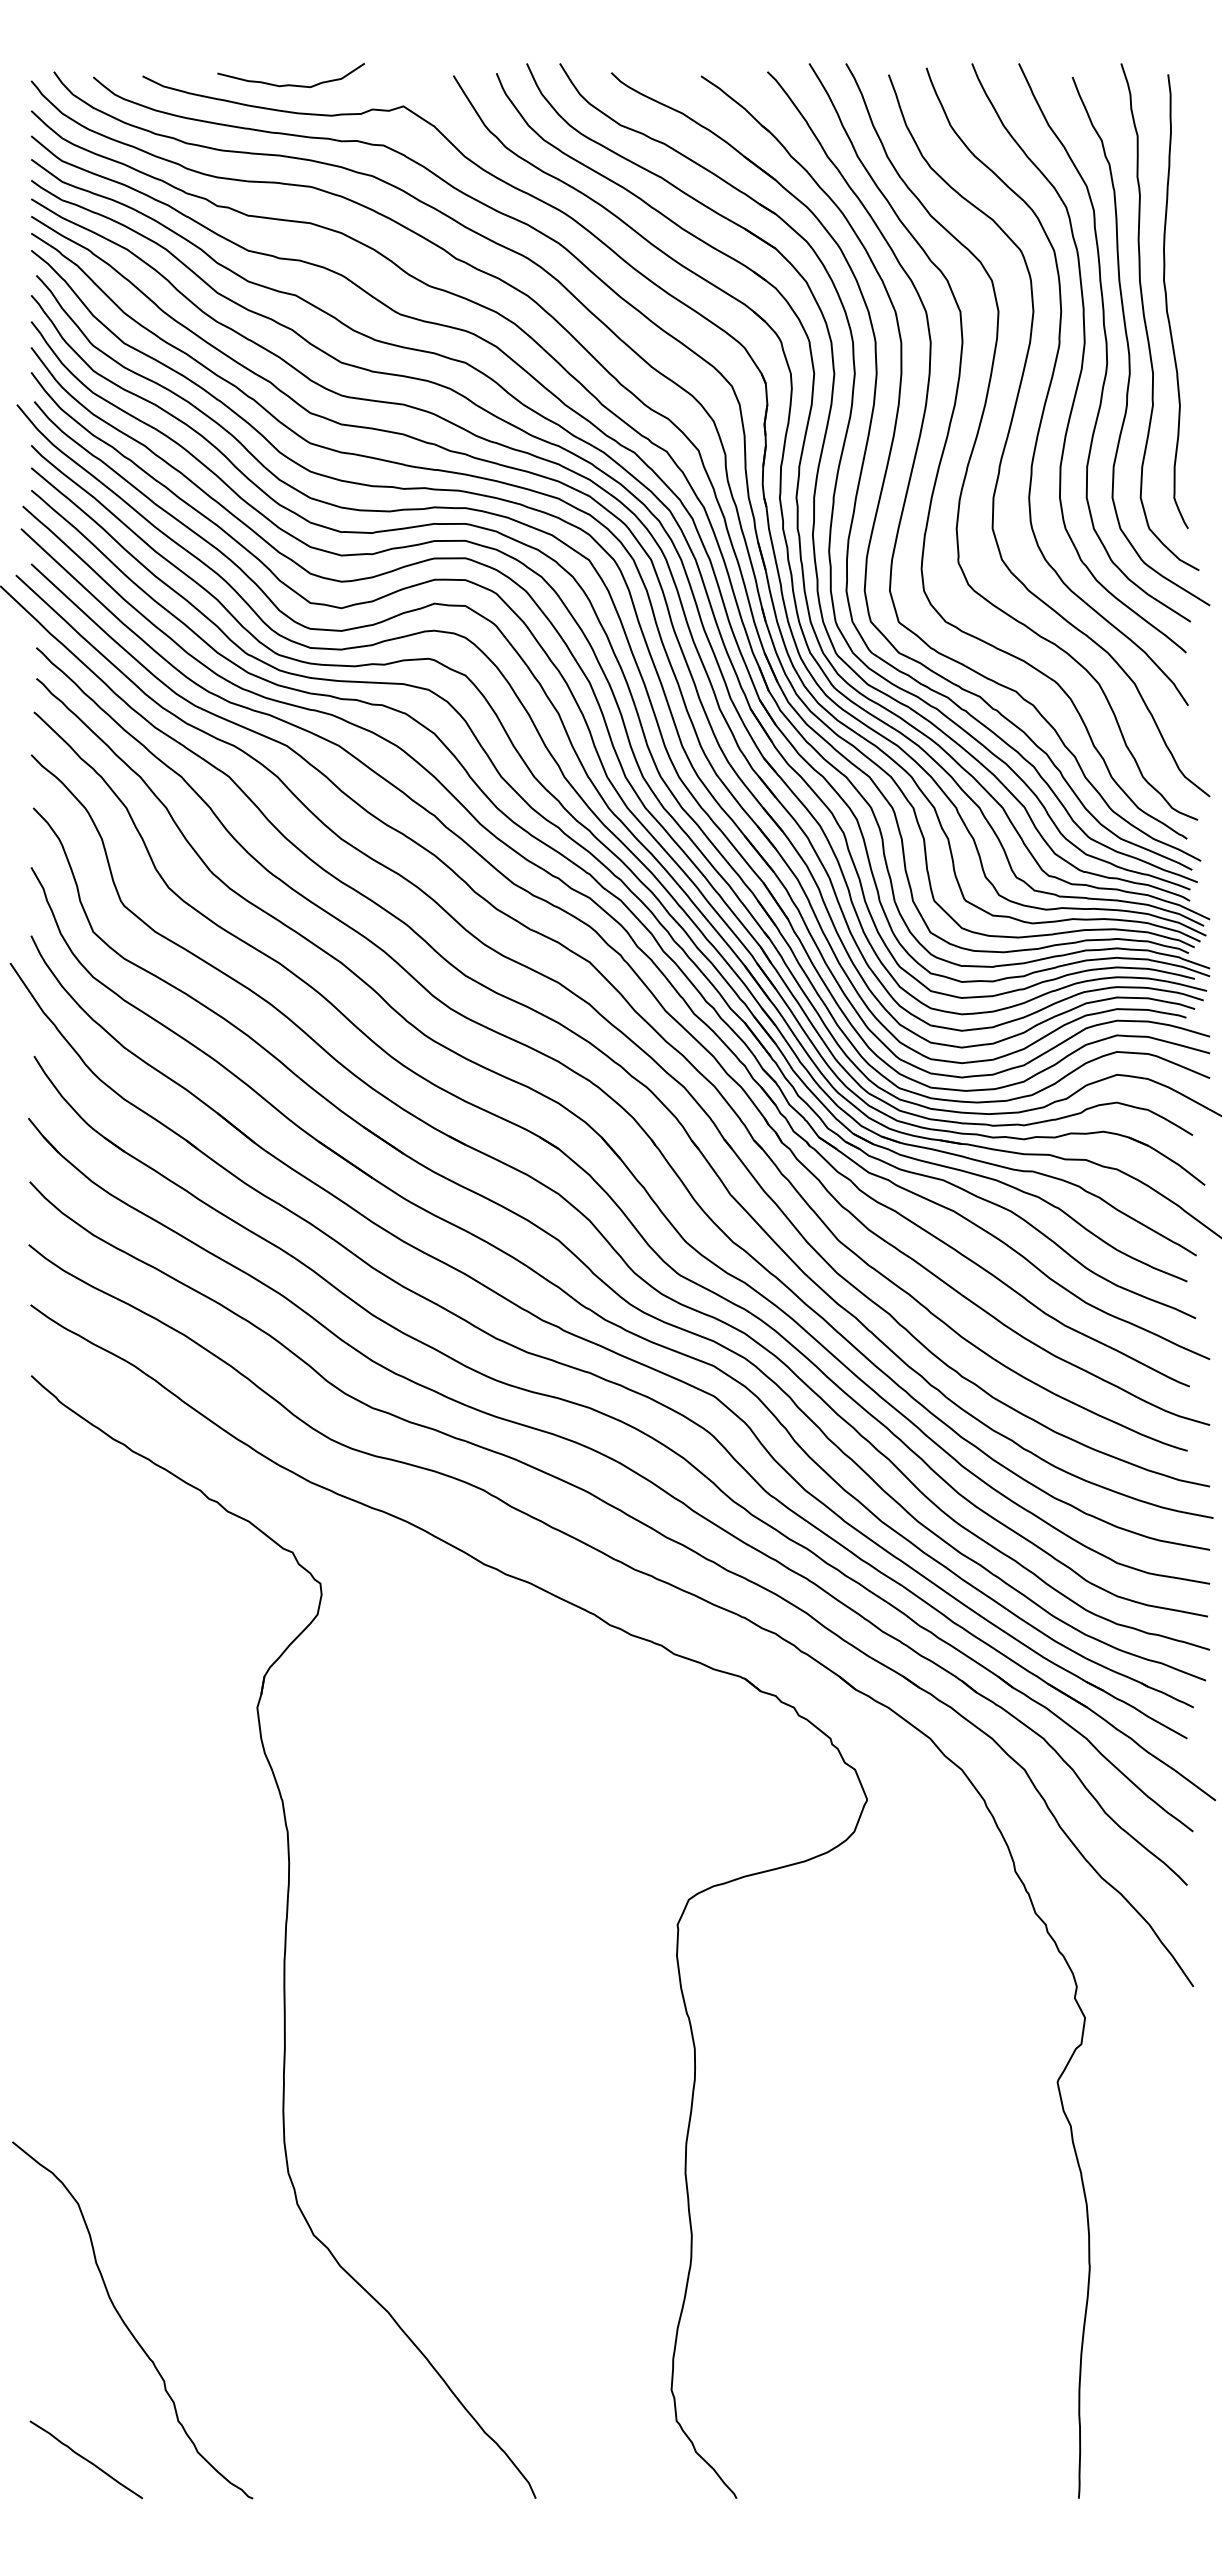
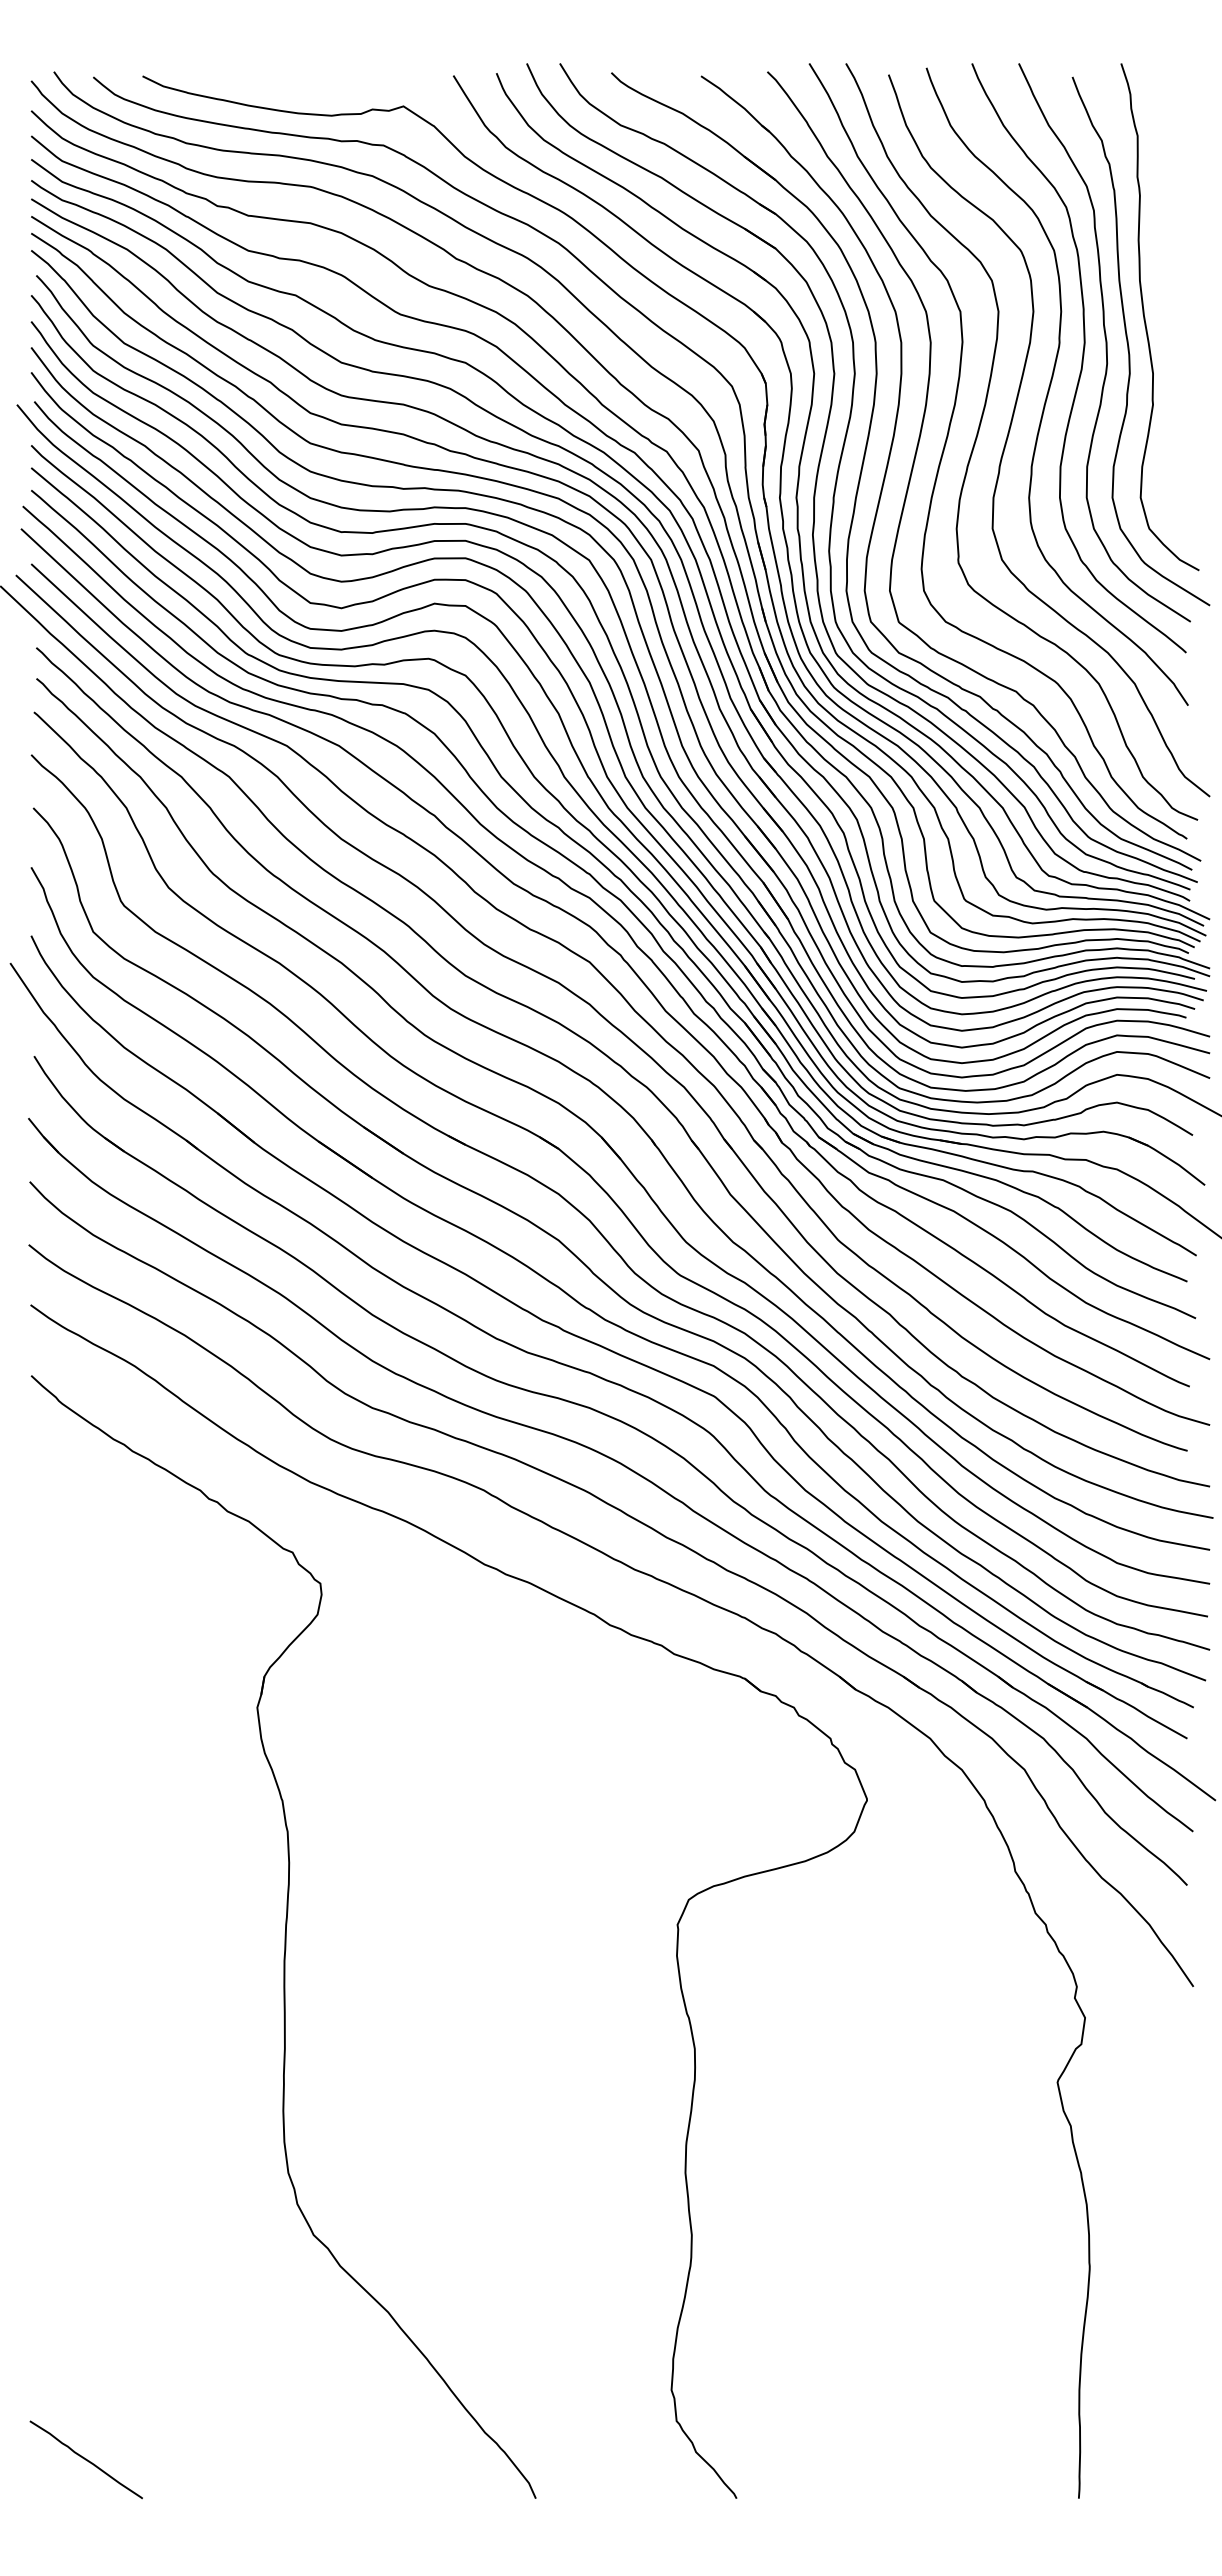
curve: present -> none (290, 84)
curve: present -> none (1167, 301)
curve: present -> none (127, 2325)
